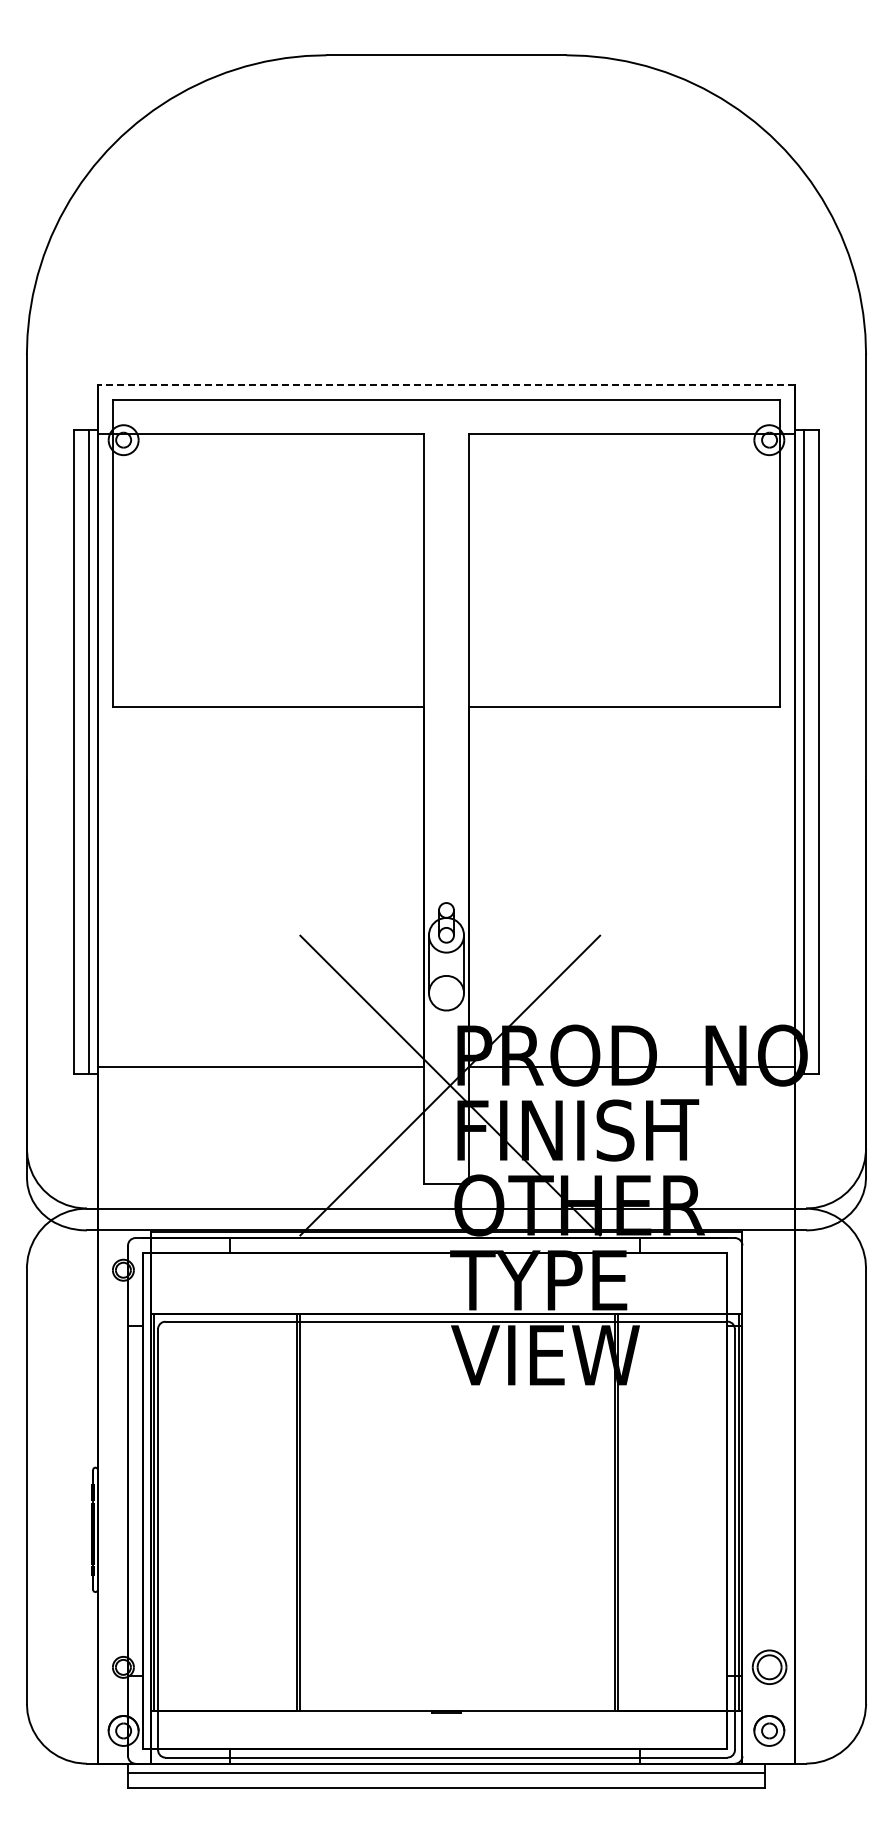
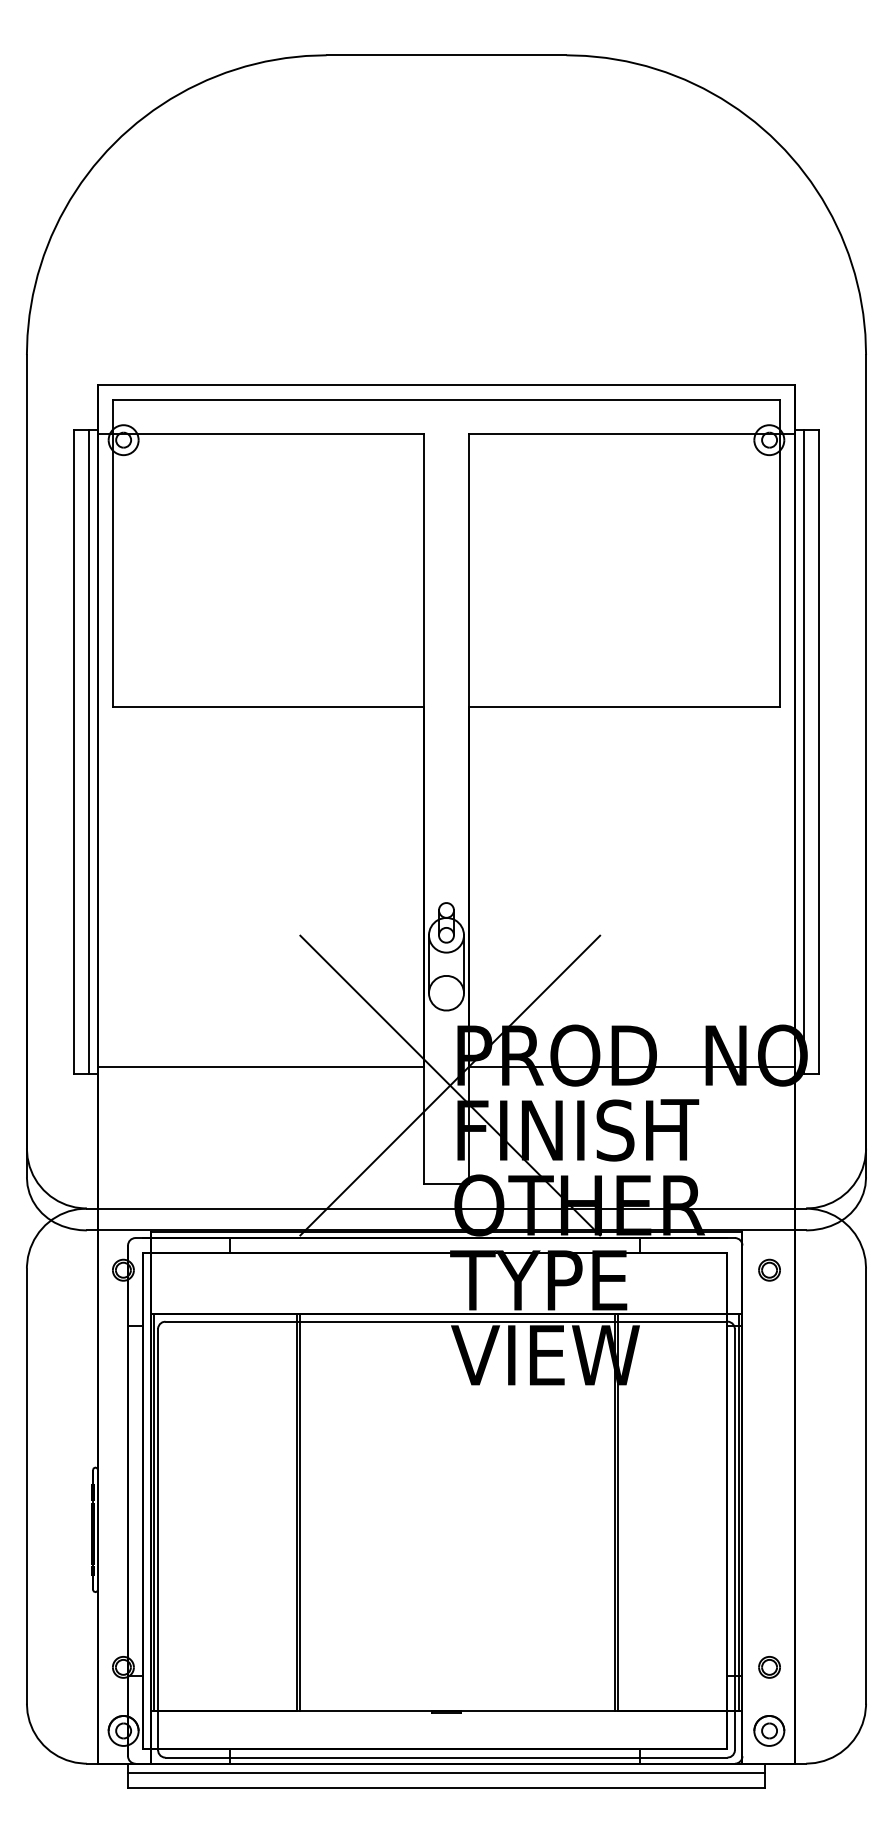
line: dashed -> solid (446, 384)
part: none -> present (769, 1269)
part size: 37x36 px -> 23x23 px (769, 1667)
